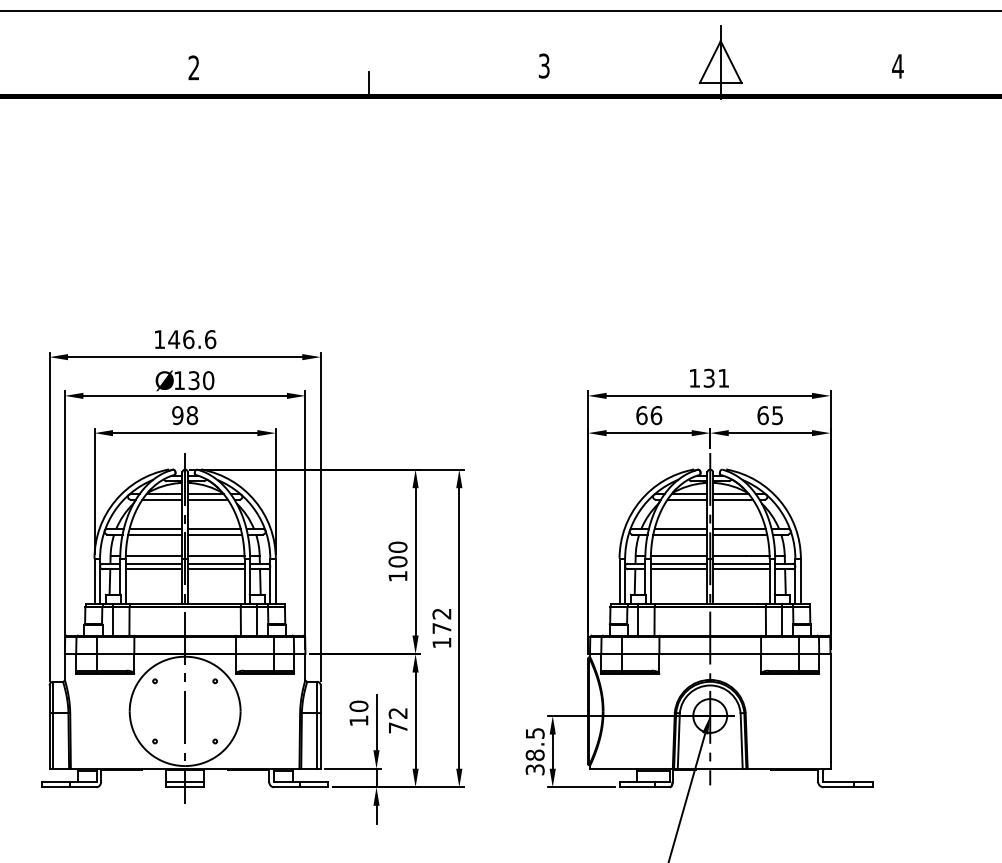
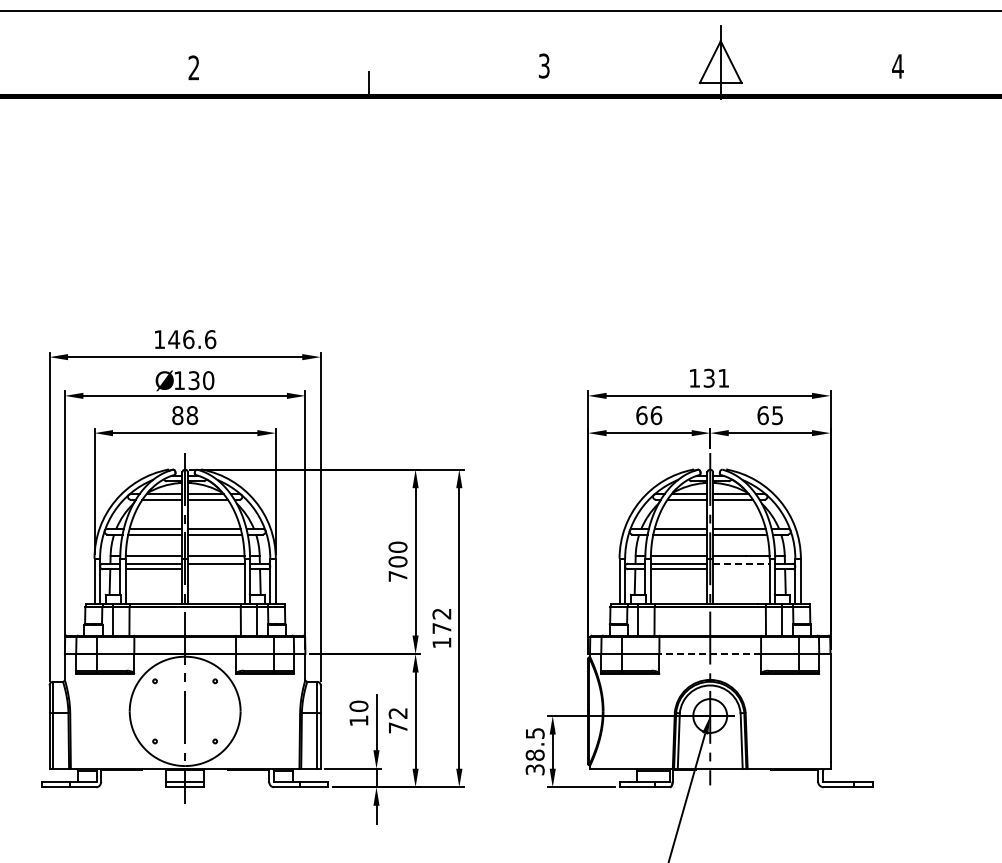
text: 98 -> 88 (177, 415)
line: solid -> dashed (741, 563)
line: present -> none (215, 569)
line: present -> none (741, 569)
text: 100 -> 700 (397, 576)
line: solid -> dashed (710, 654)
